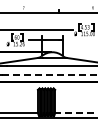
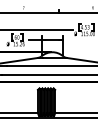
line: dashed -> solid (50, 75)
line: dashed -> solid (75, 113)
